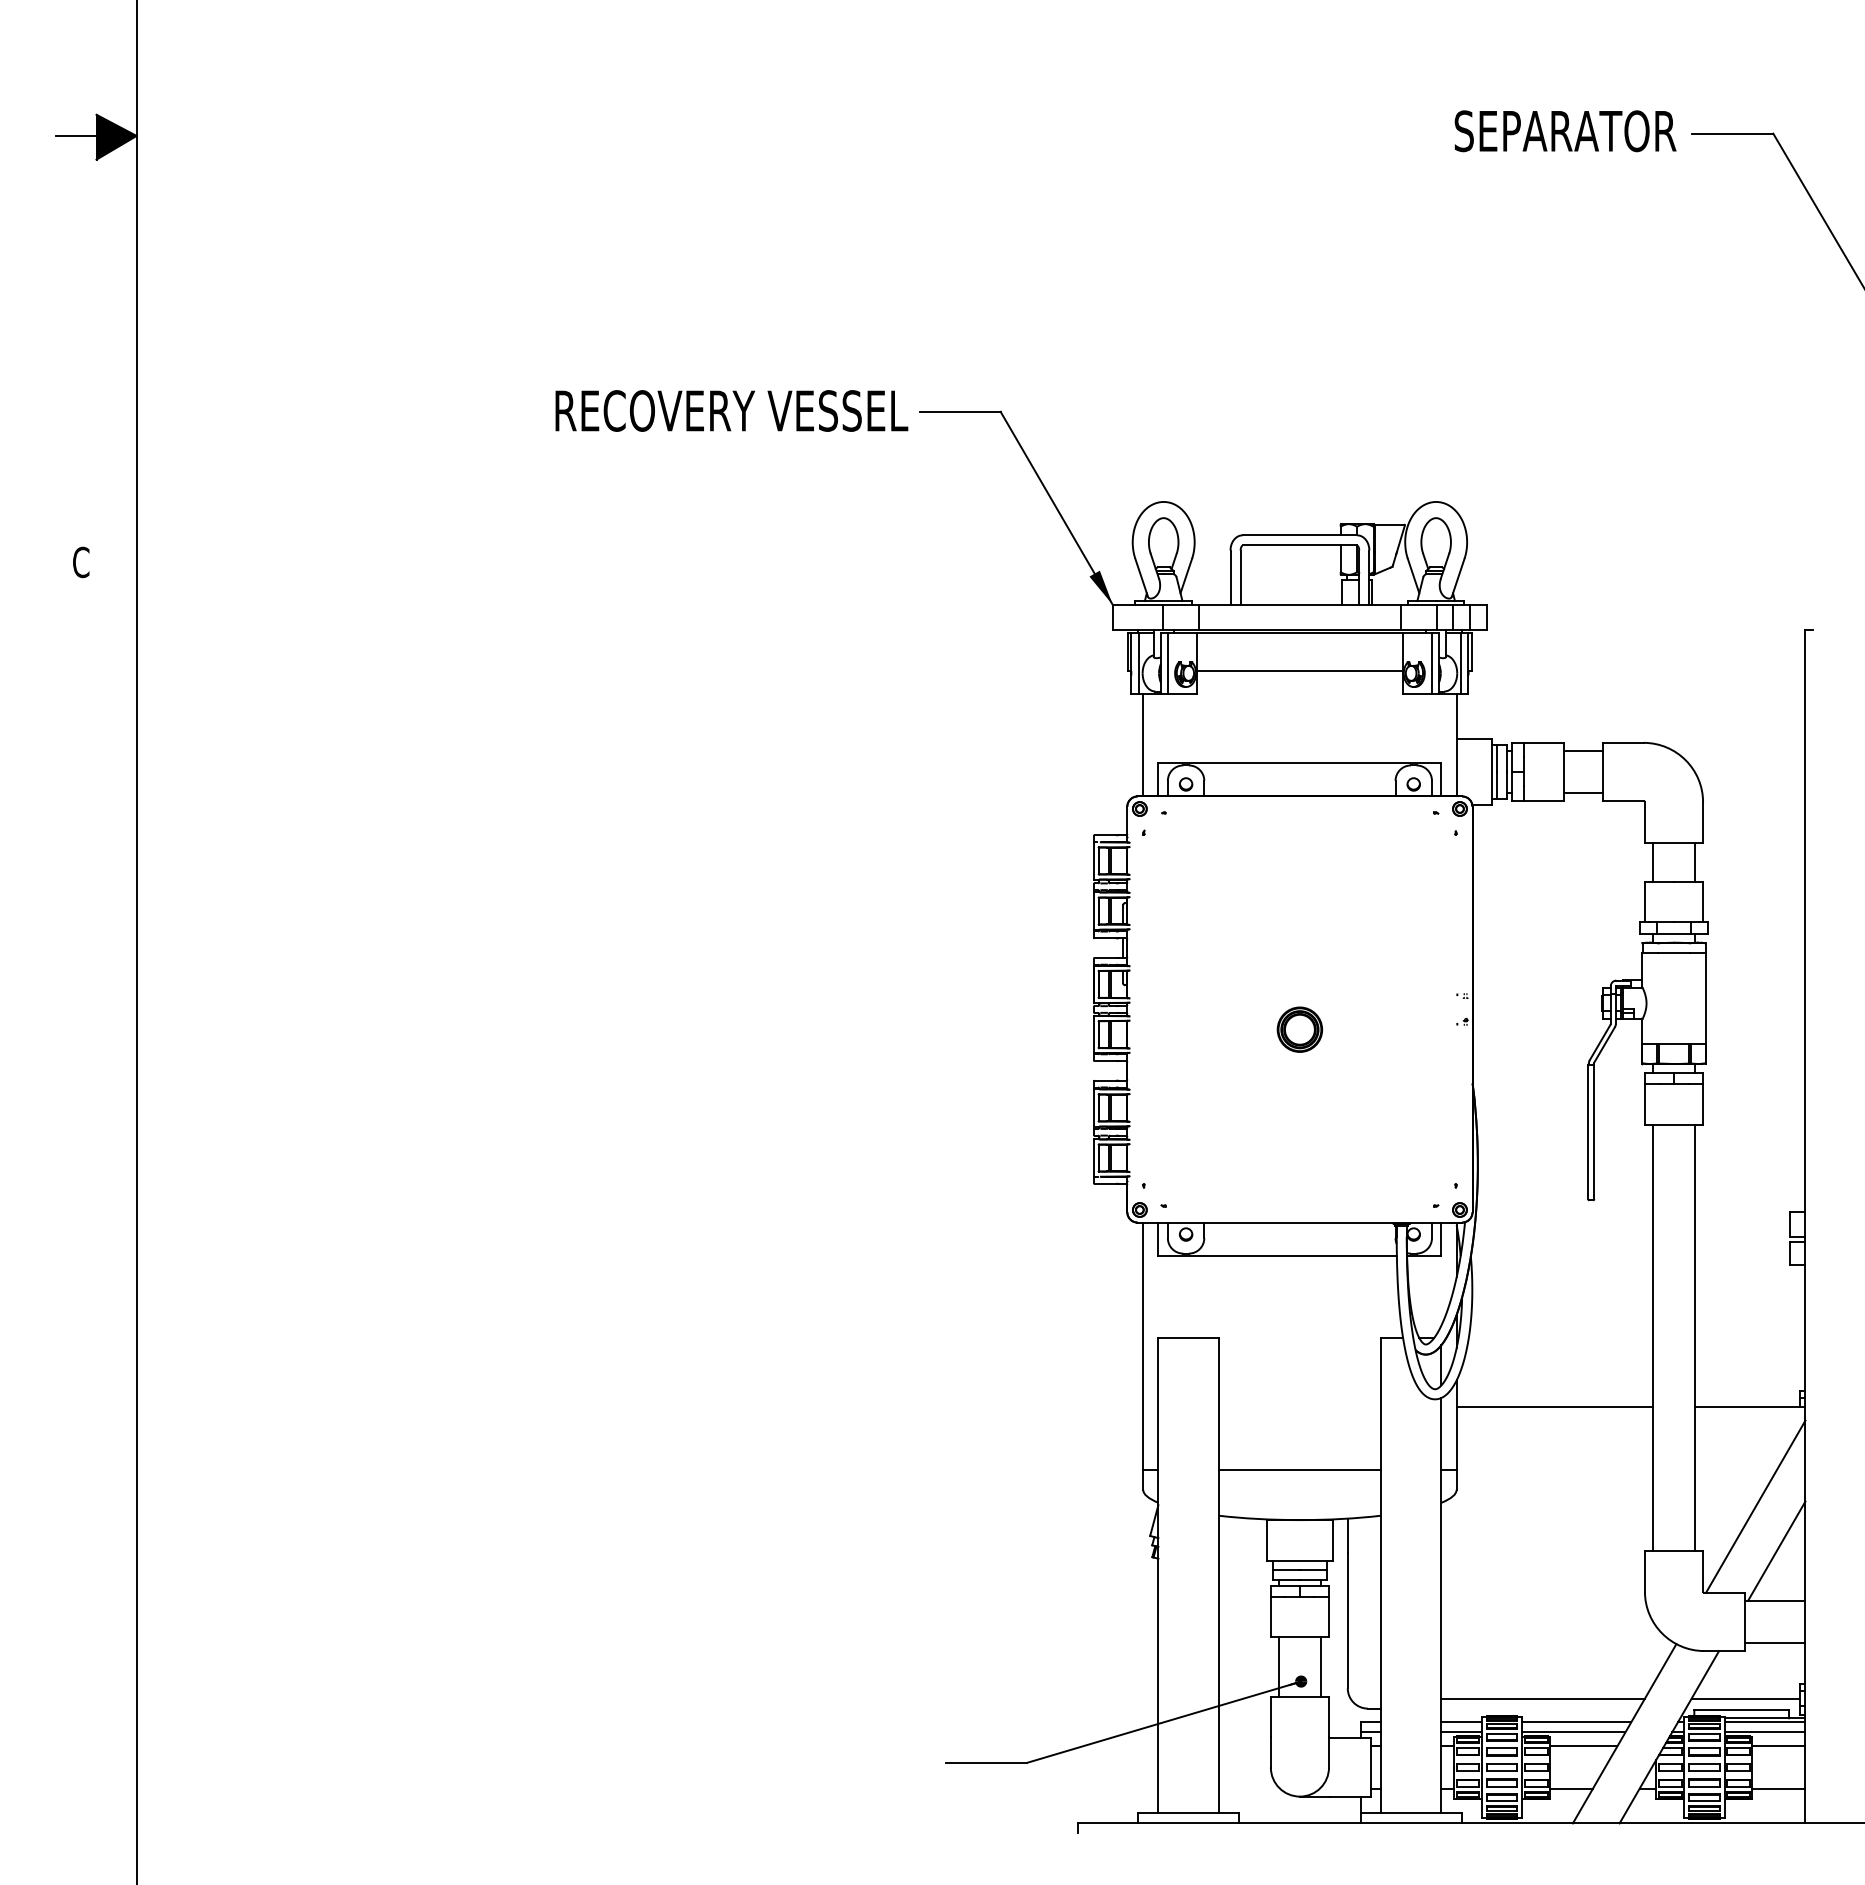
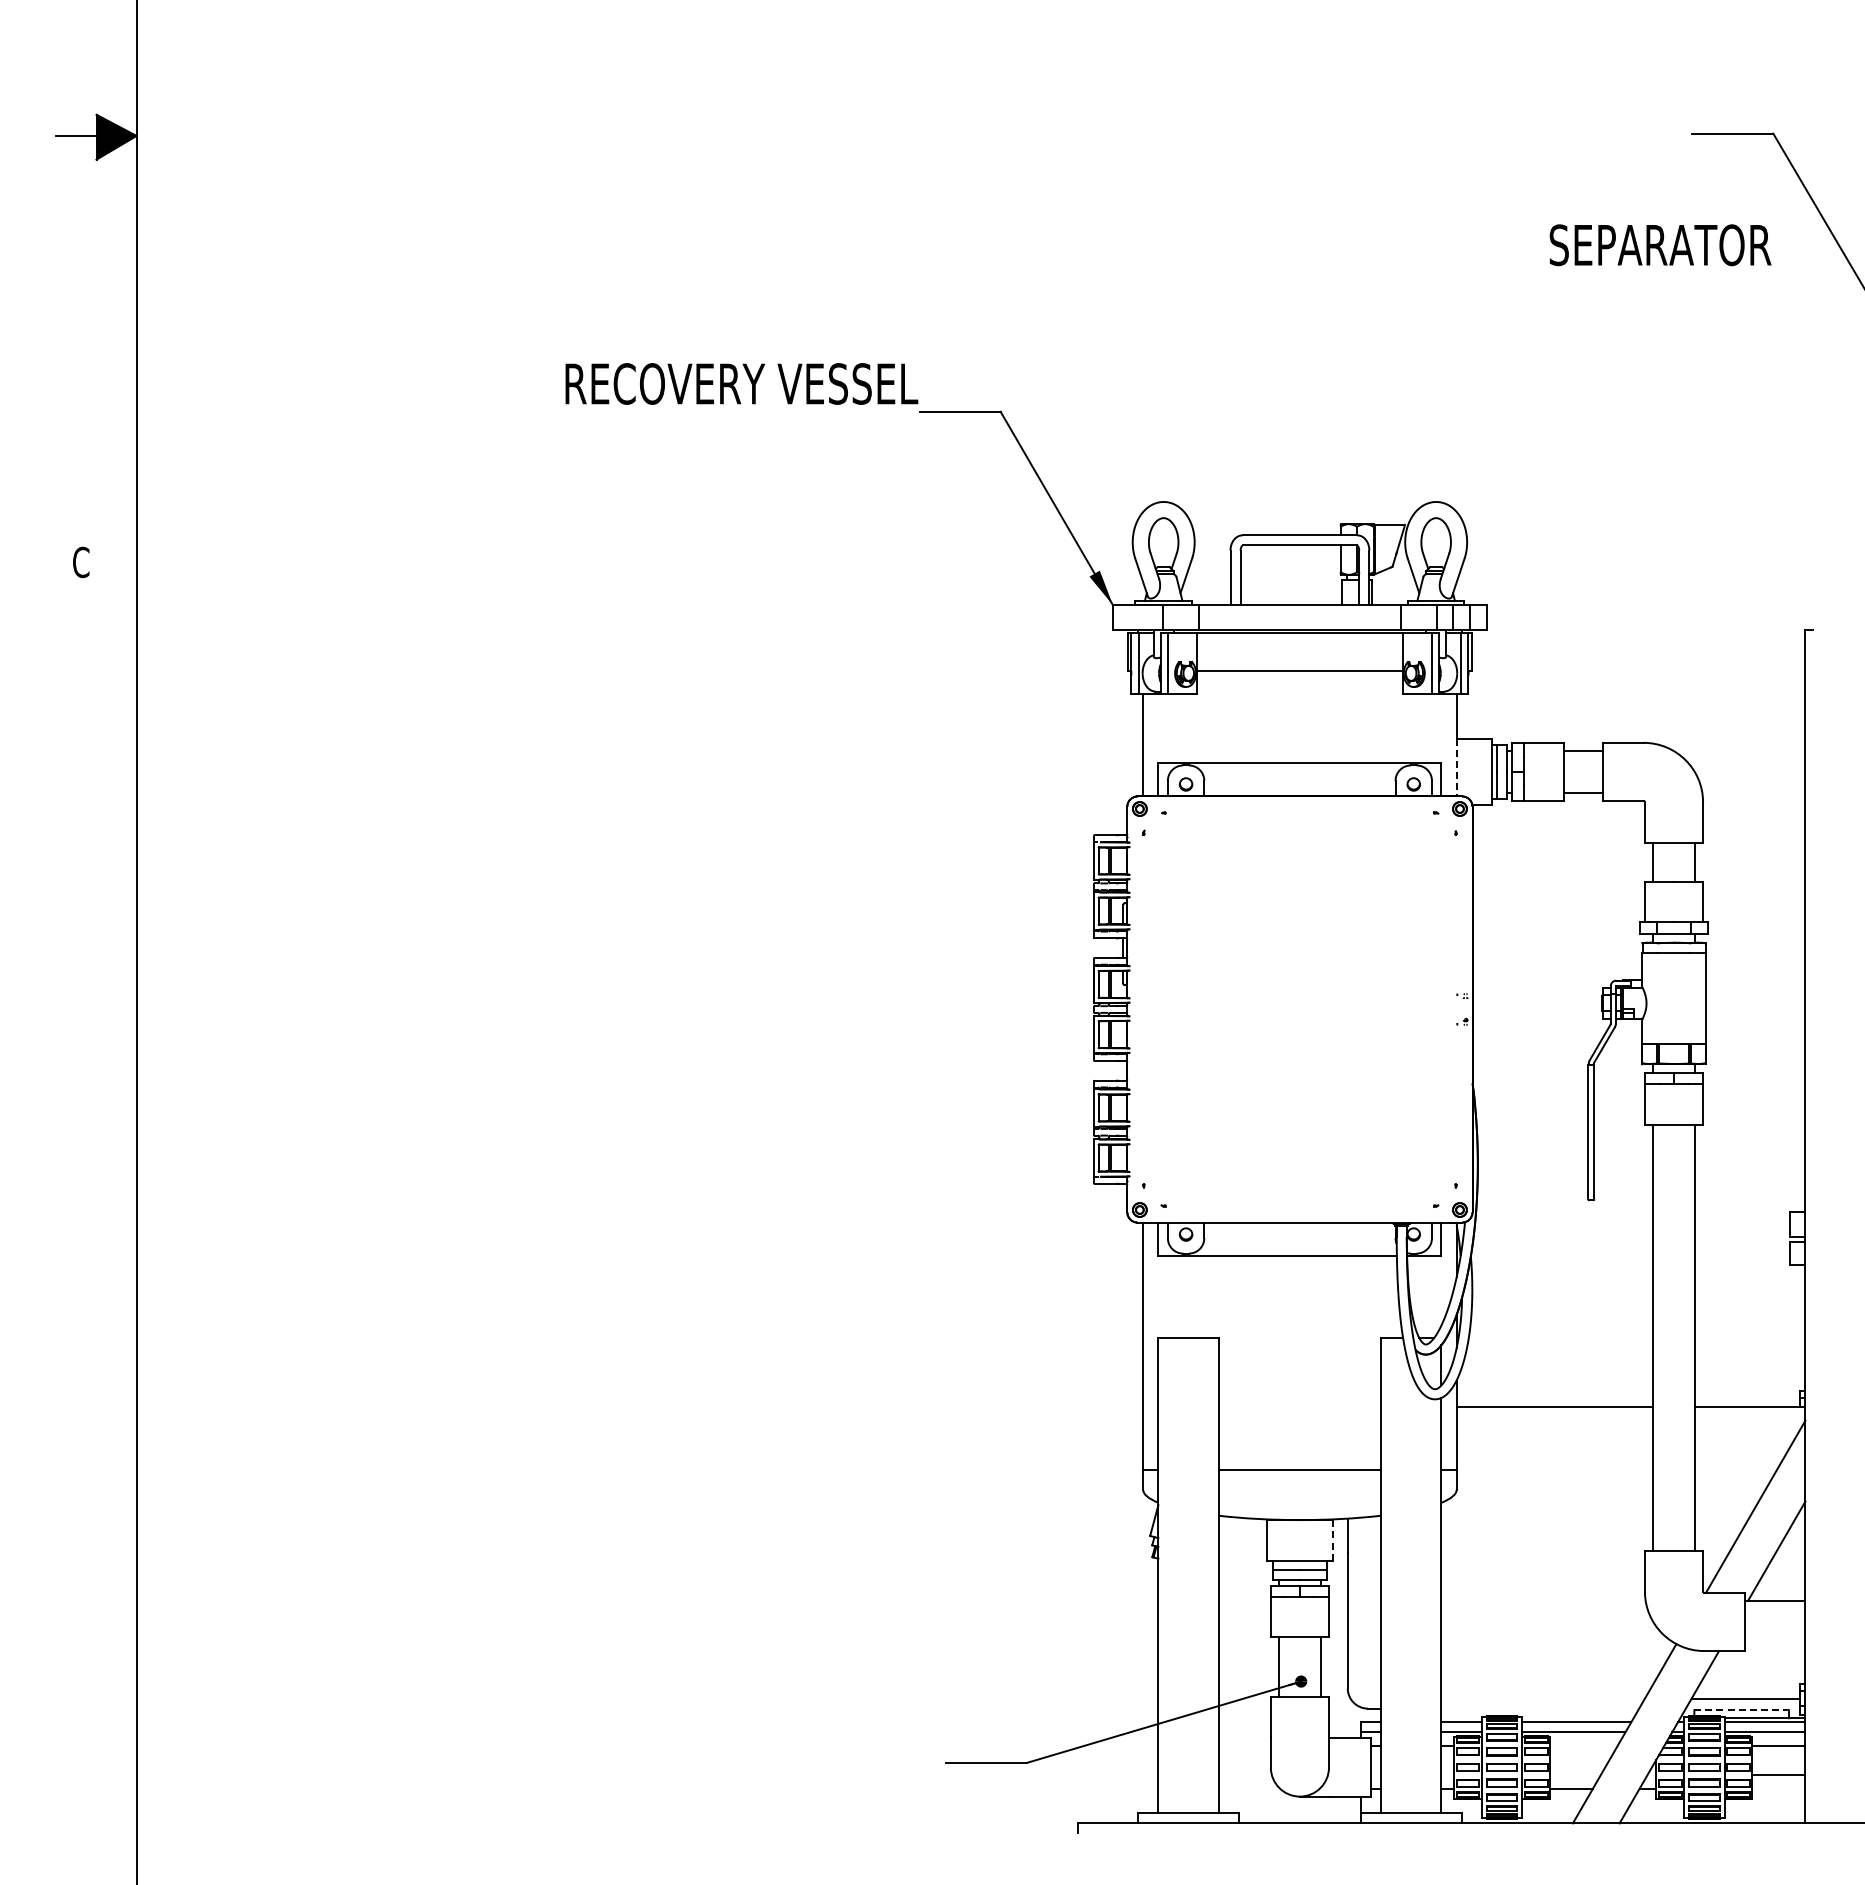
text position: (1565, 131) -> (1660, 245) (1660, 245)
text position: (731, 410) -> (741, 383) (741, 383)
line: solid -> dashed (1456, 767)
part: present -> none (1299, 1029)
line: solid -> dashed (1332, 1539)
line: present -> none (1774, 1643)
line: present -> none (1543, 1698)
line: solid -> dashed (1742, 1710)
line: present -> none (1583, 1746)
line position: (1778, 1788) -> (1778, 1774) (1778, 1774)
